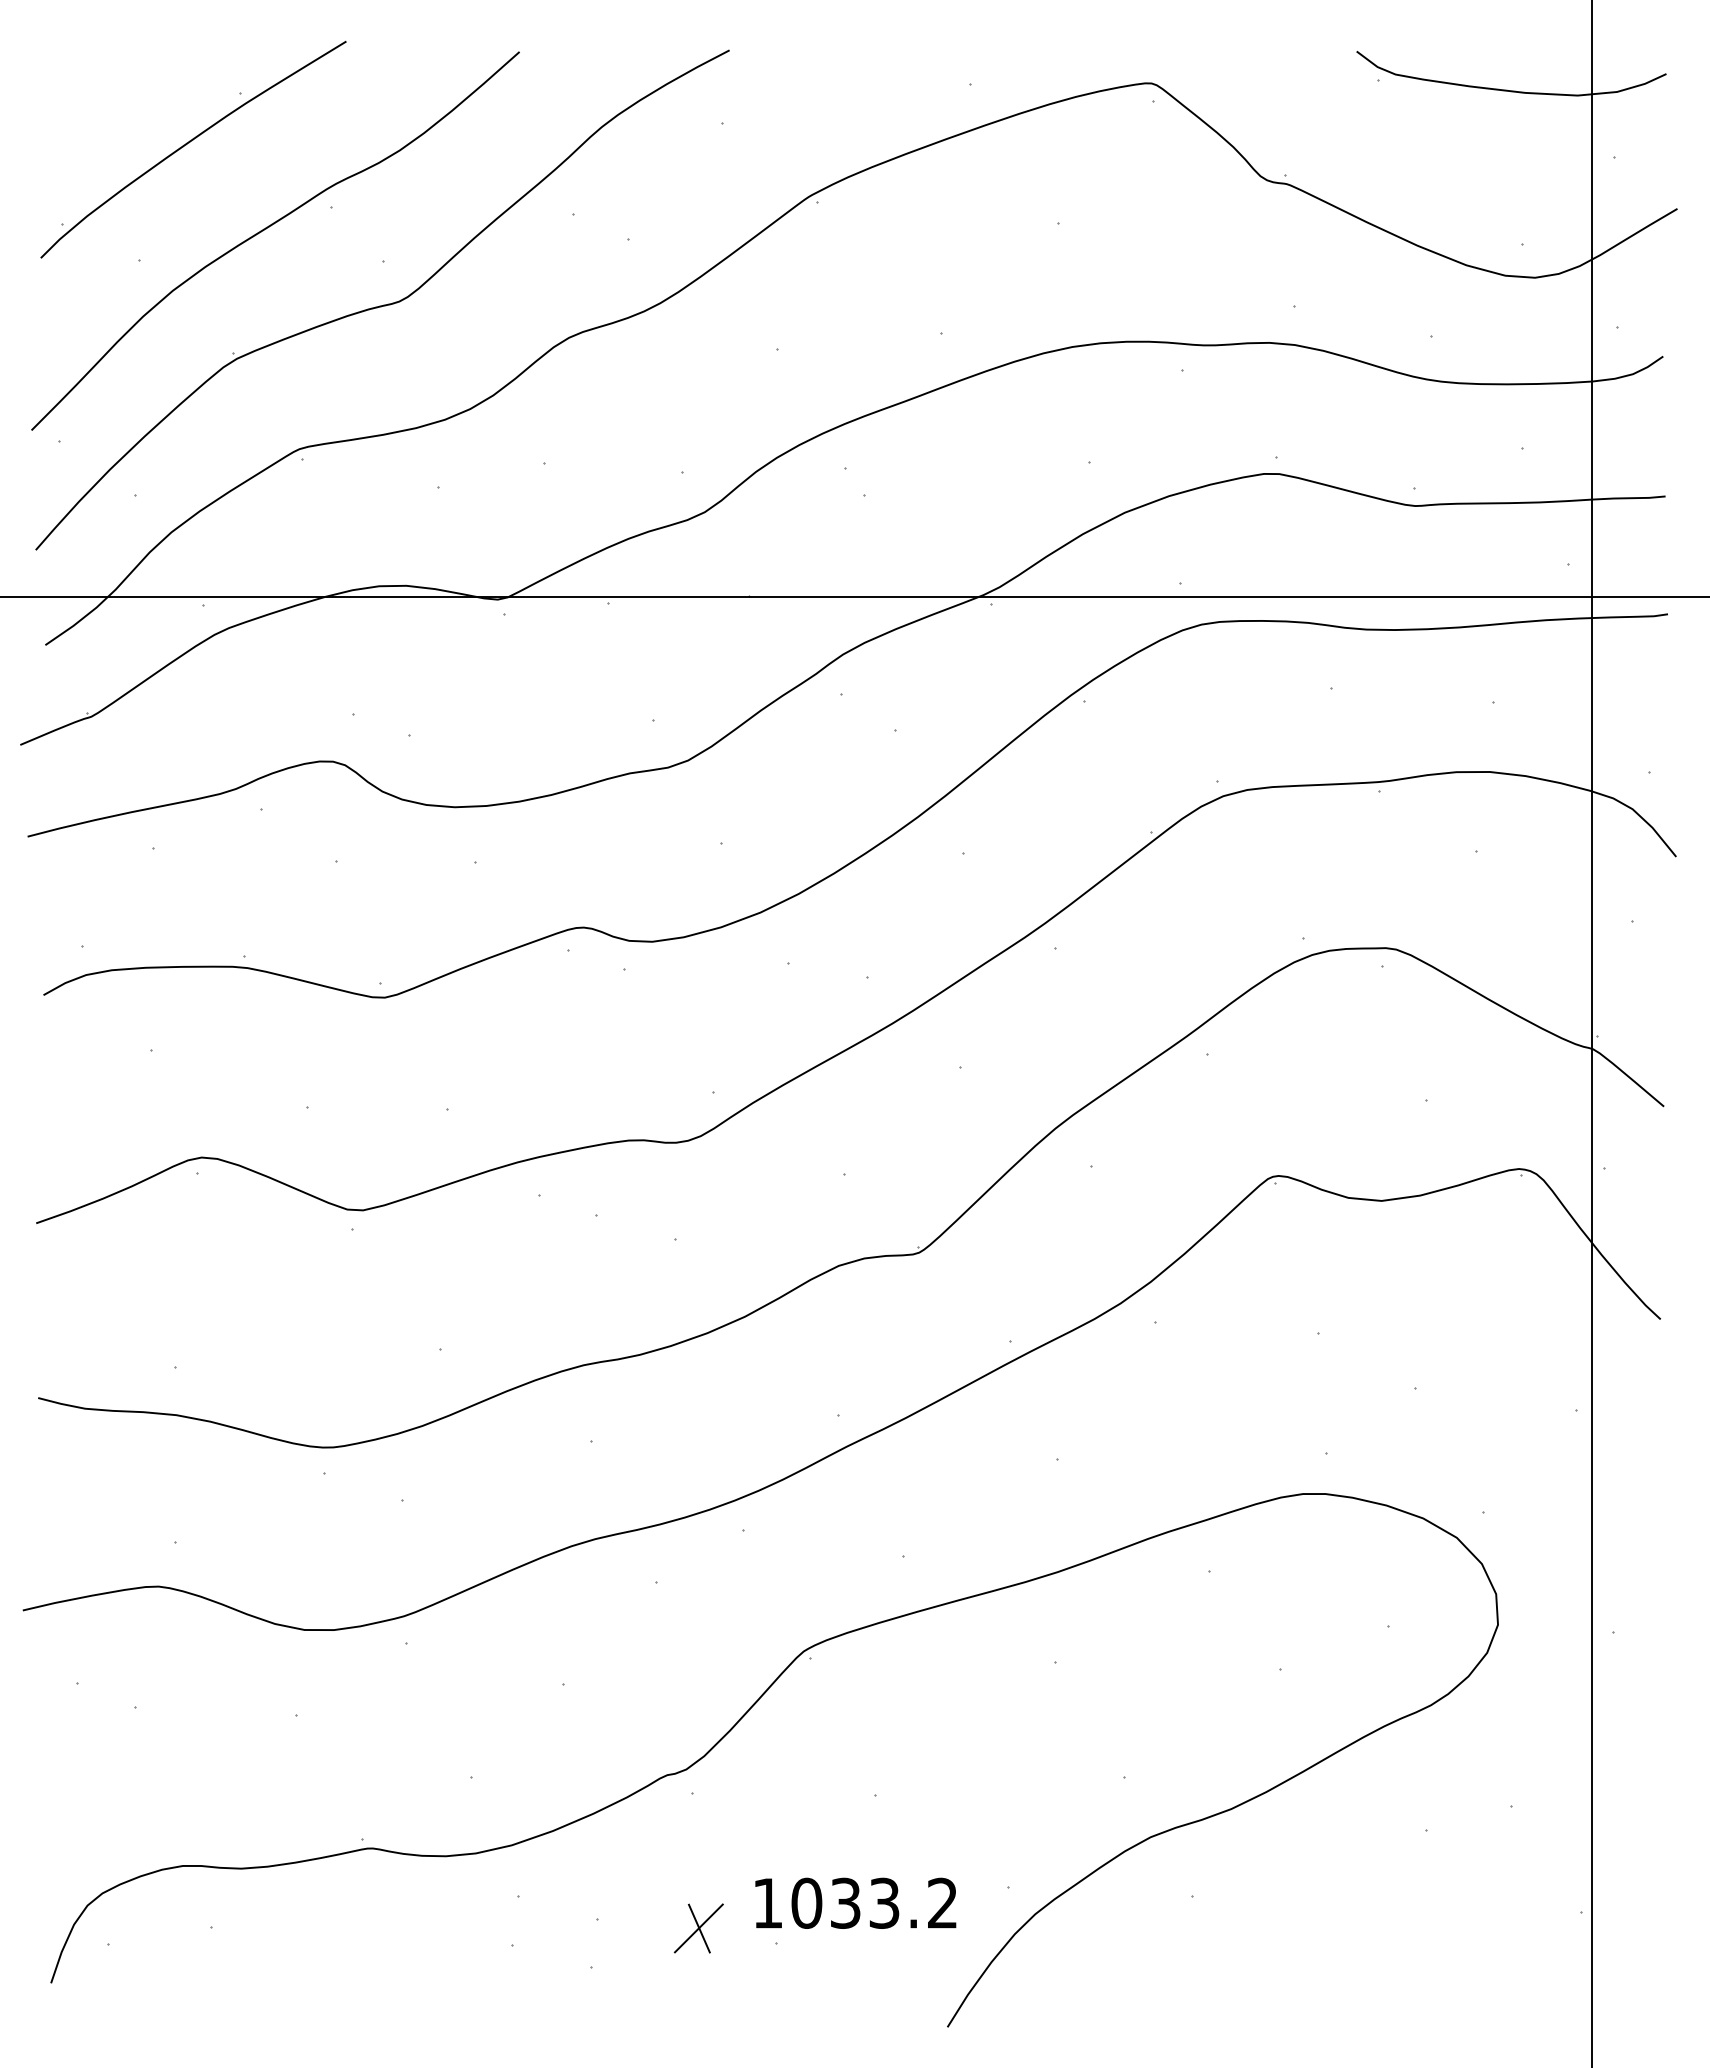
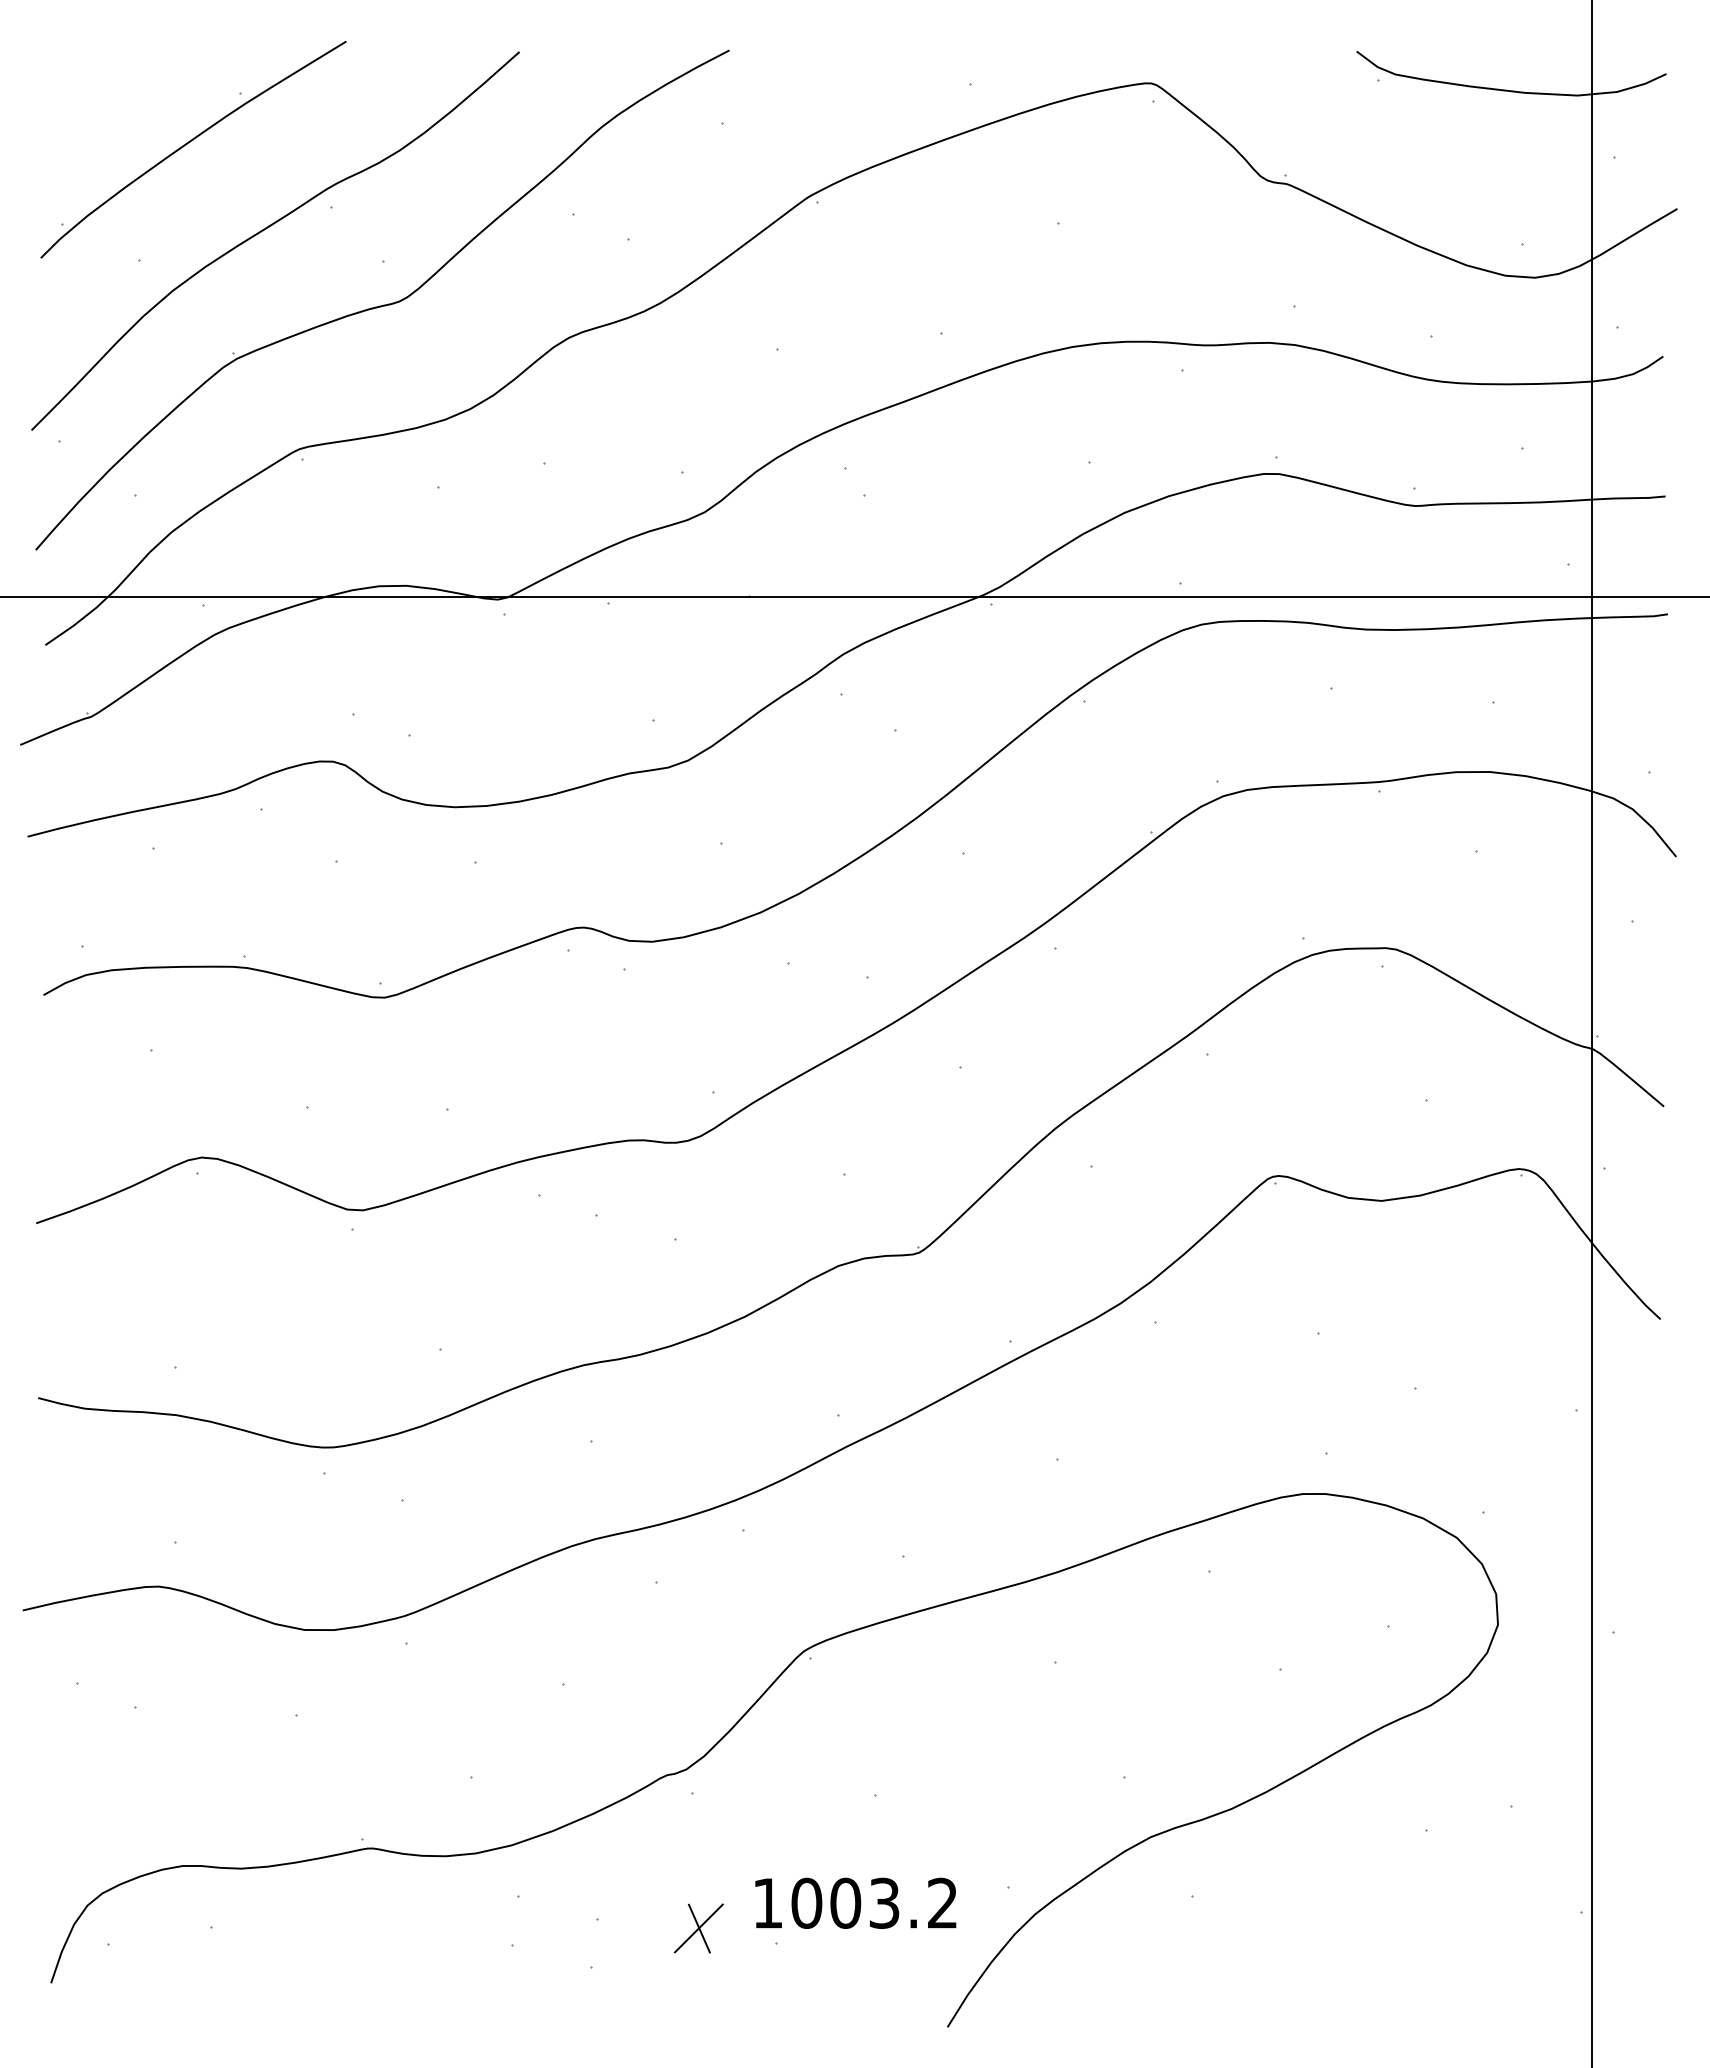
text: 1033.2 -> 1003.2 (845, 1902)
